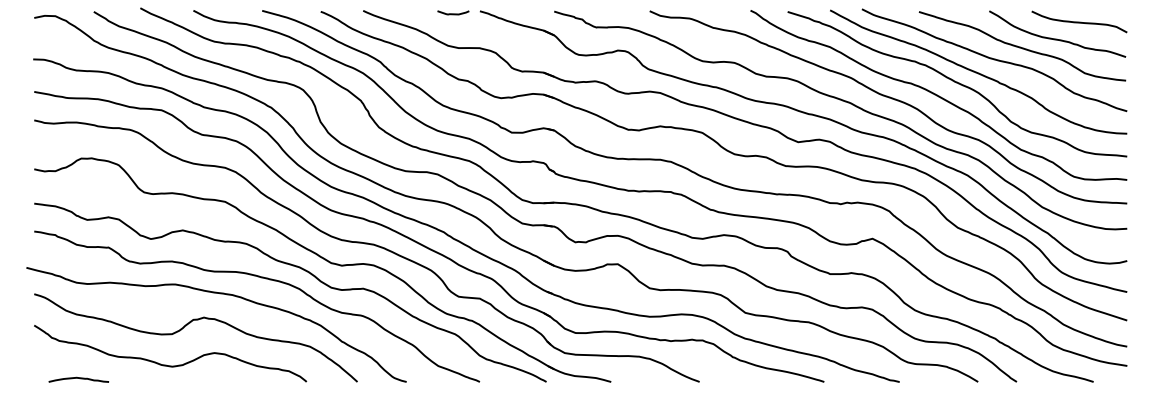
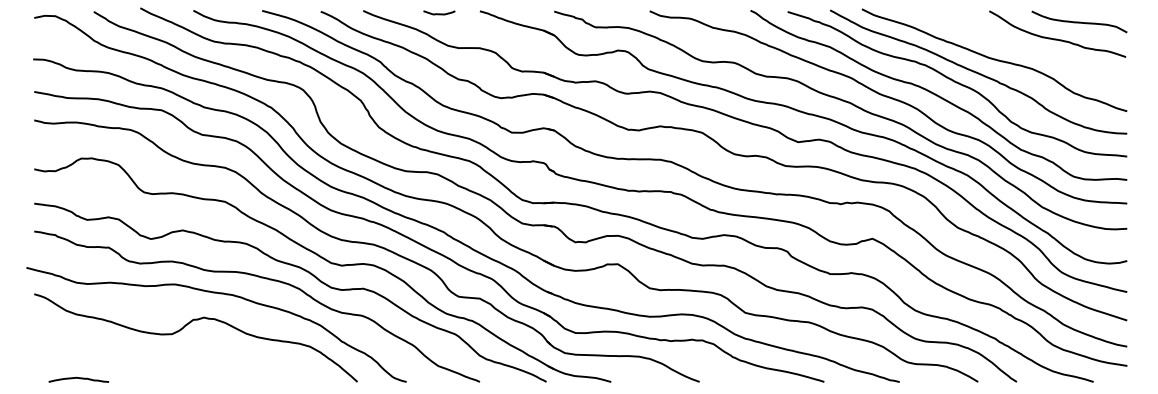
curve position: (453, 13) -> (439, 13) (439, 13)
curve: present -> none (1022, 47)
curve: present -> none (166, 364)
